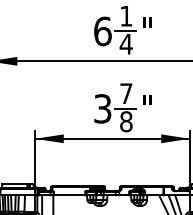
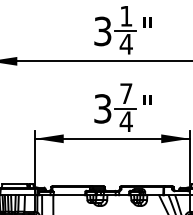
text: 6 -> 3 (102, 31)
text: 8 -> 4 (125, 121)
